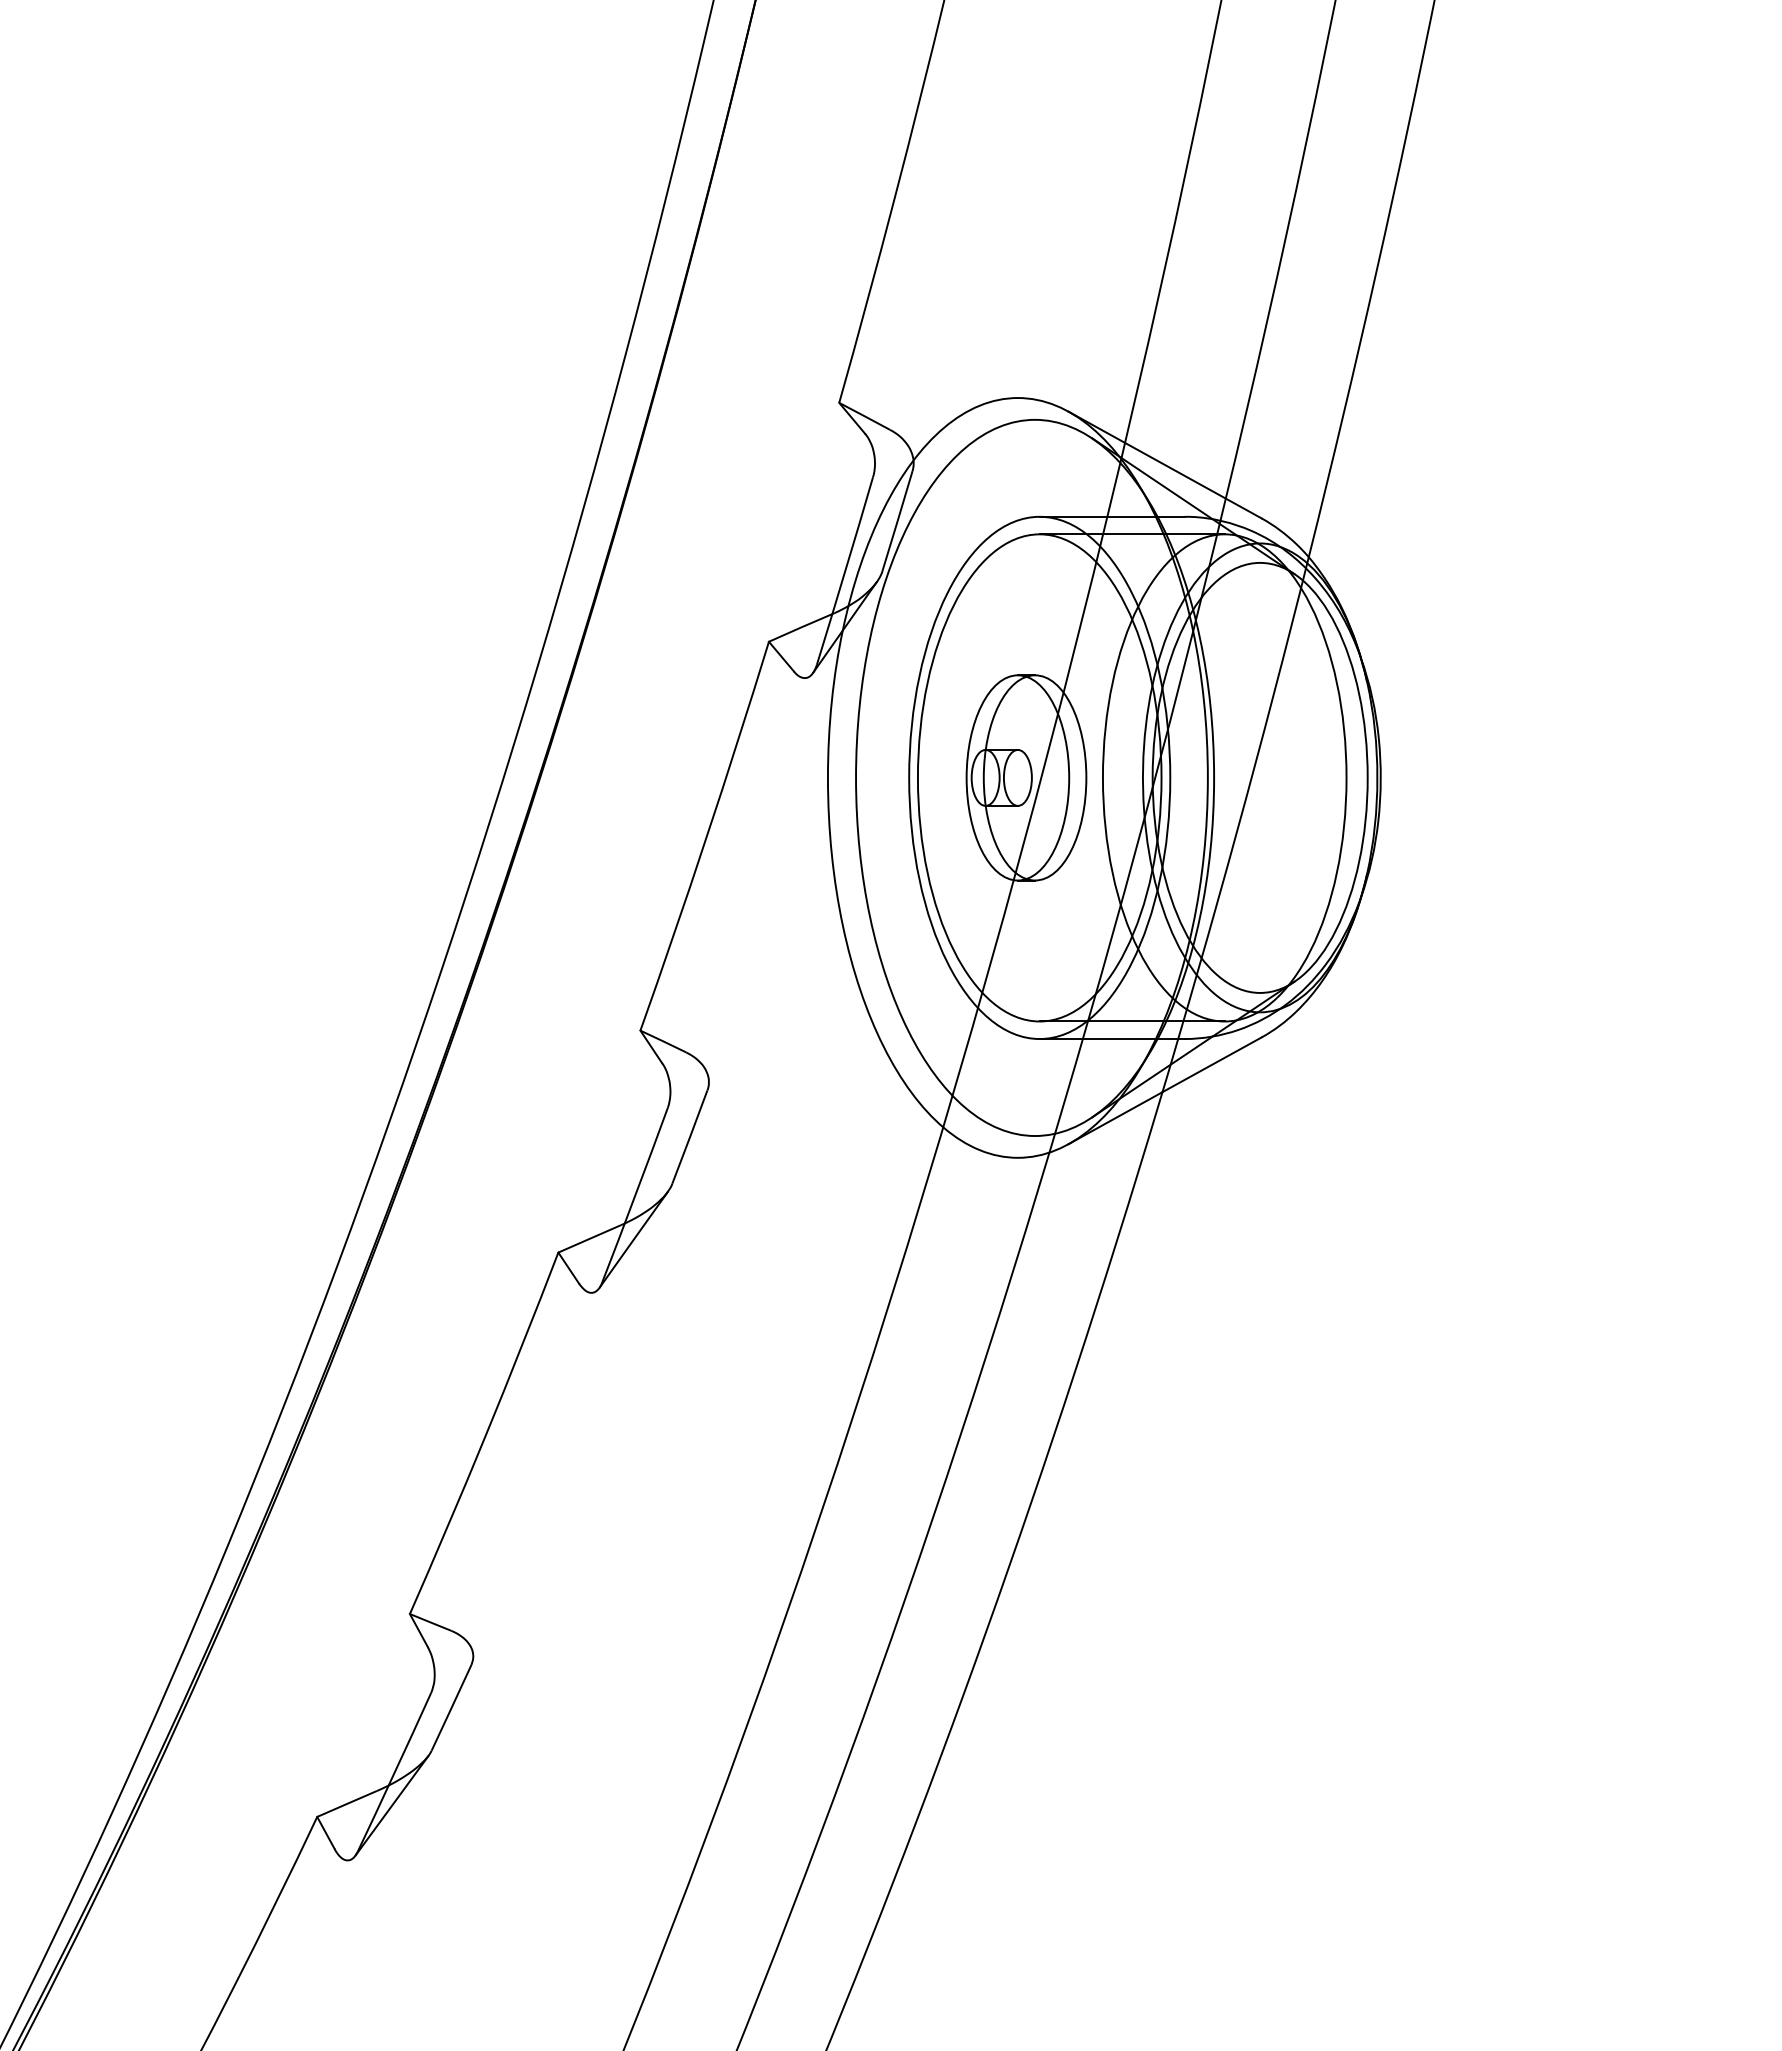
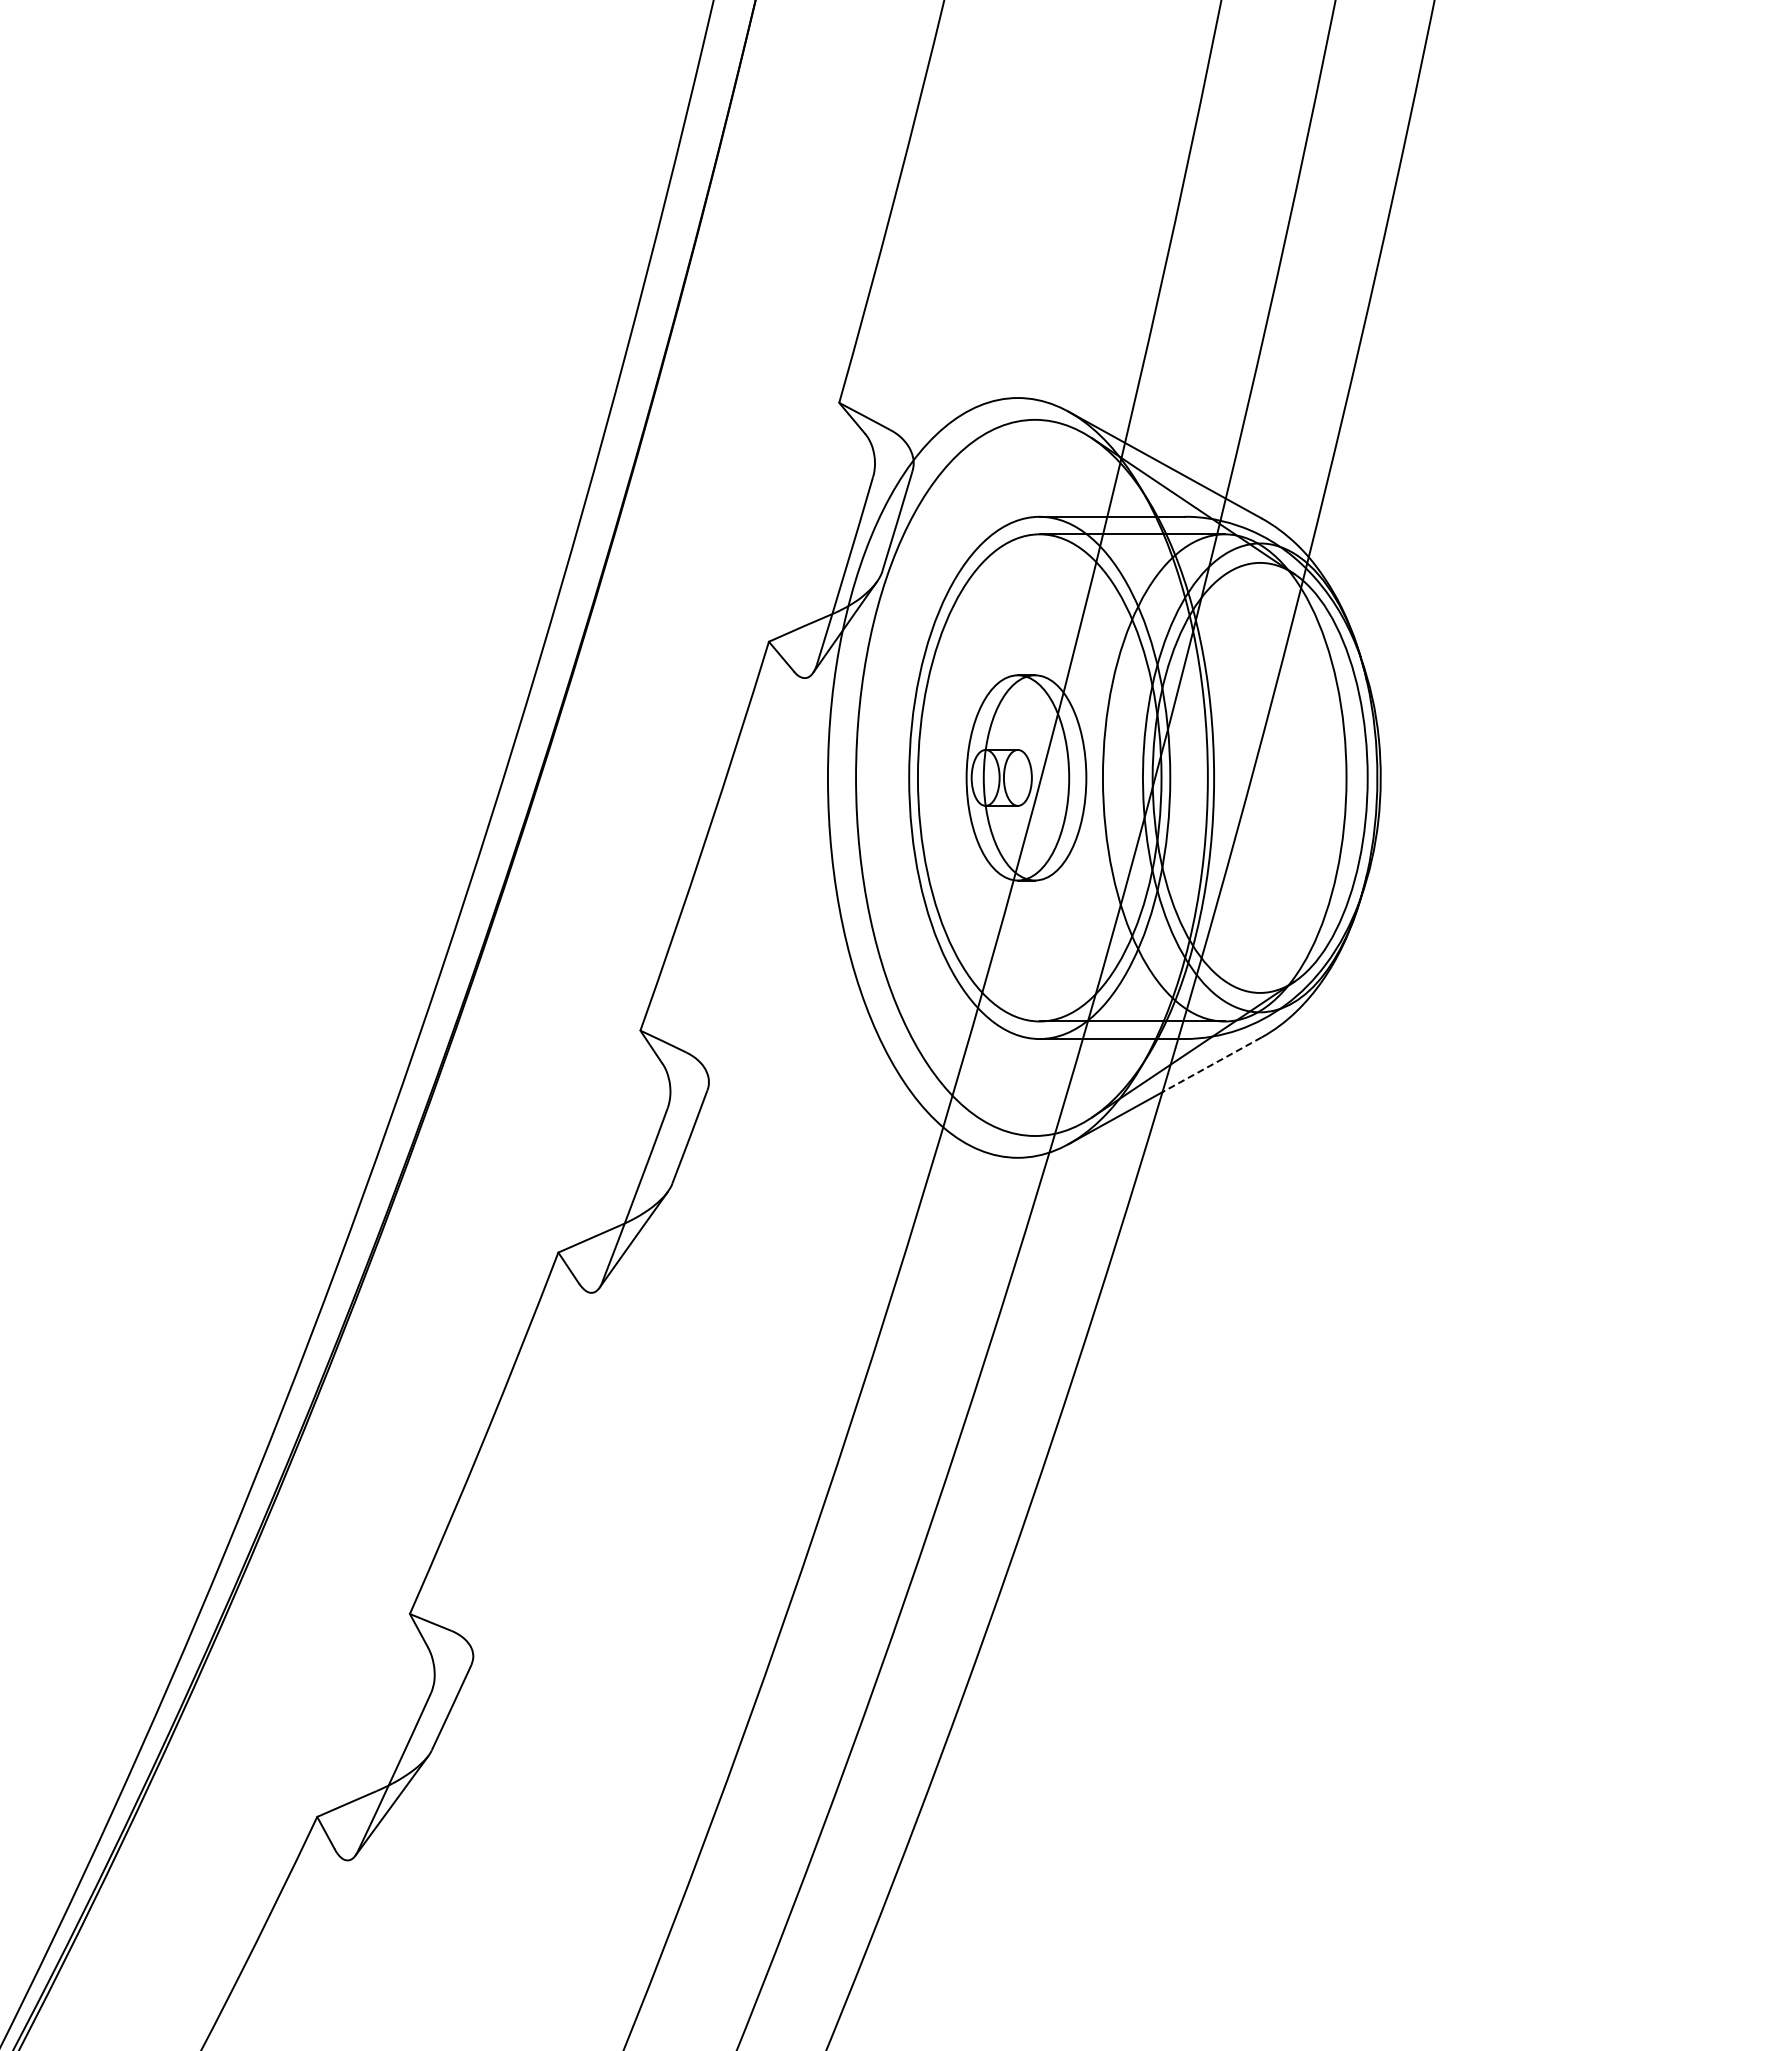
line: solid -> dashed (1211, 1064)
